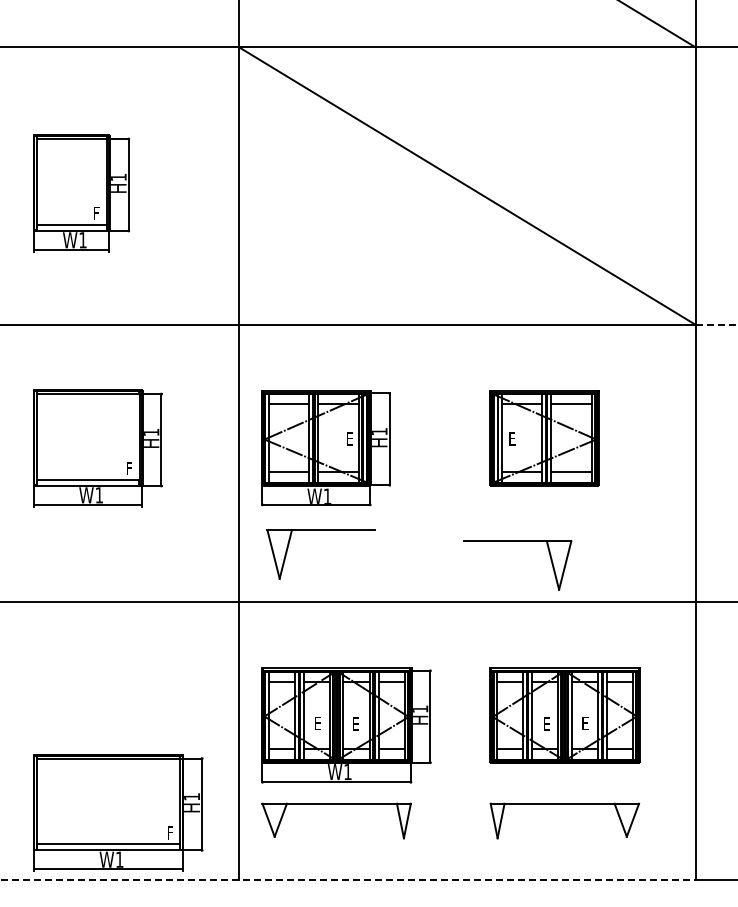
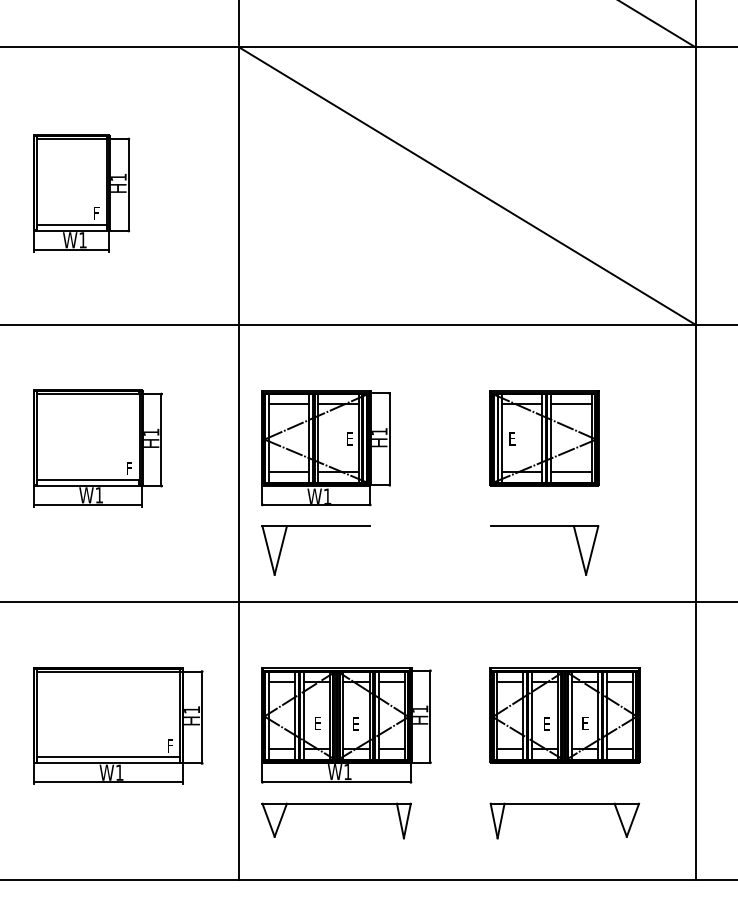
line: dashed -> solid (716, 324)
part position: (320, 530) -> (315, 526) (315, 526)
part position: (517, 541) -> (544, 526) (544, 526)
part position: (118, 812) -> (118, 725) (118, 725)
line: dashed -> solid (347, 879)
